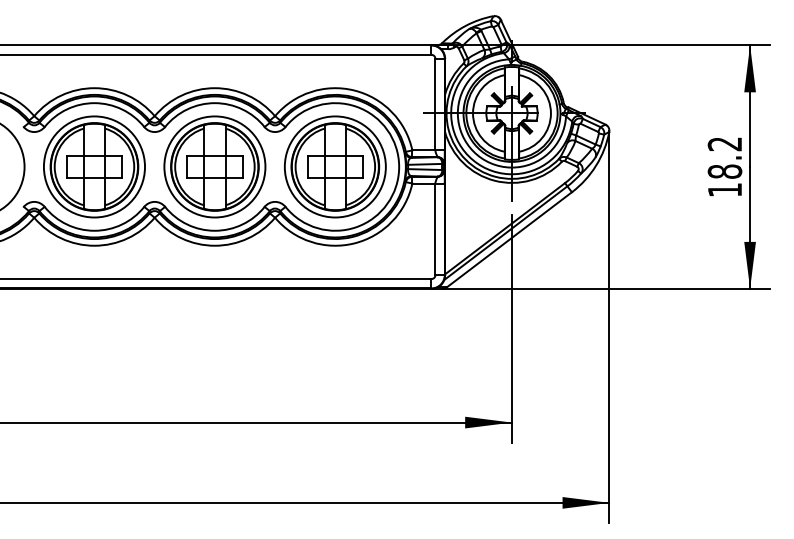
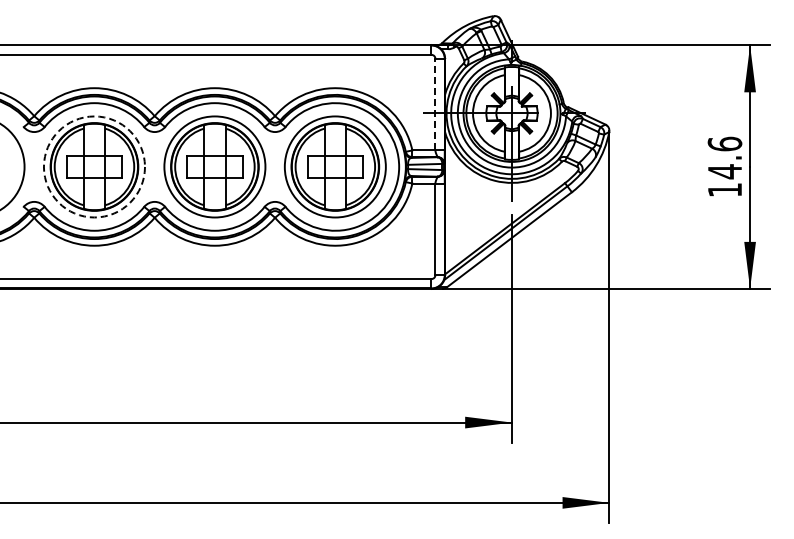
line: solid -> dashed (435, 104)
text: 18.2 -> 14.6 (724, 157)
circle: solid -> dashed (94, 166)
